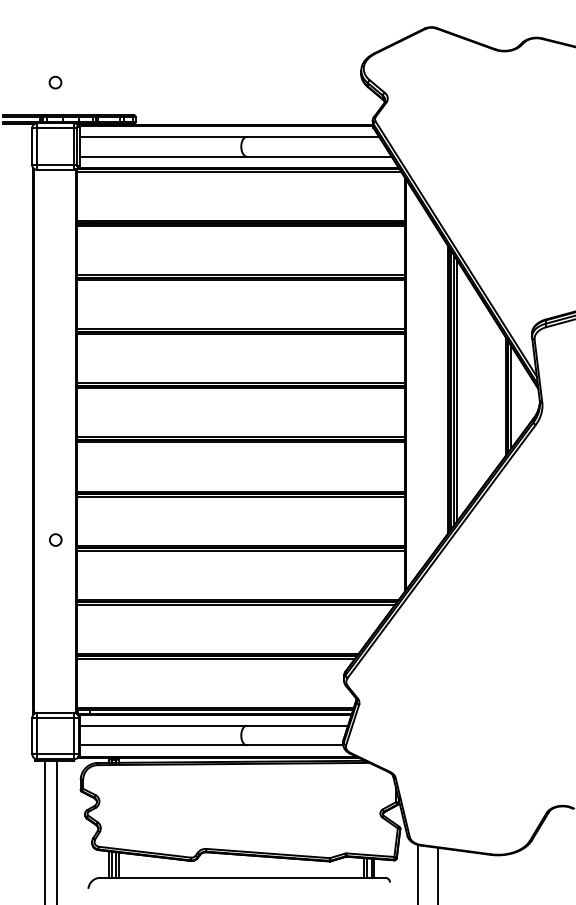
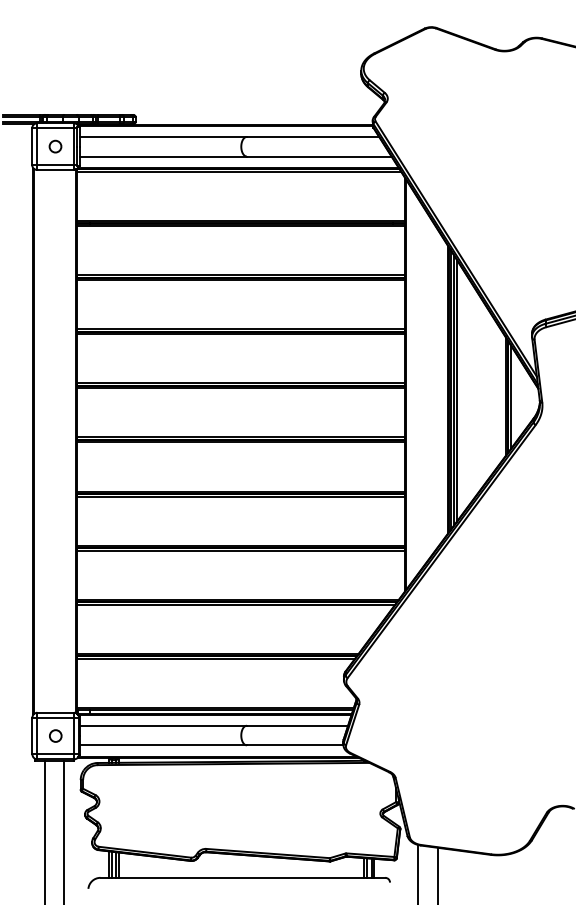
circle position: (55, 82) -> (55, 146) (55, 146)
circle position: (55, 539) -> (55, 735) (55, 735)
line position: (57, 830) -> (64, 830) (64, 830)
